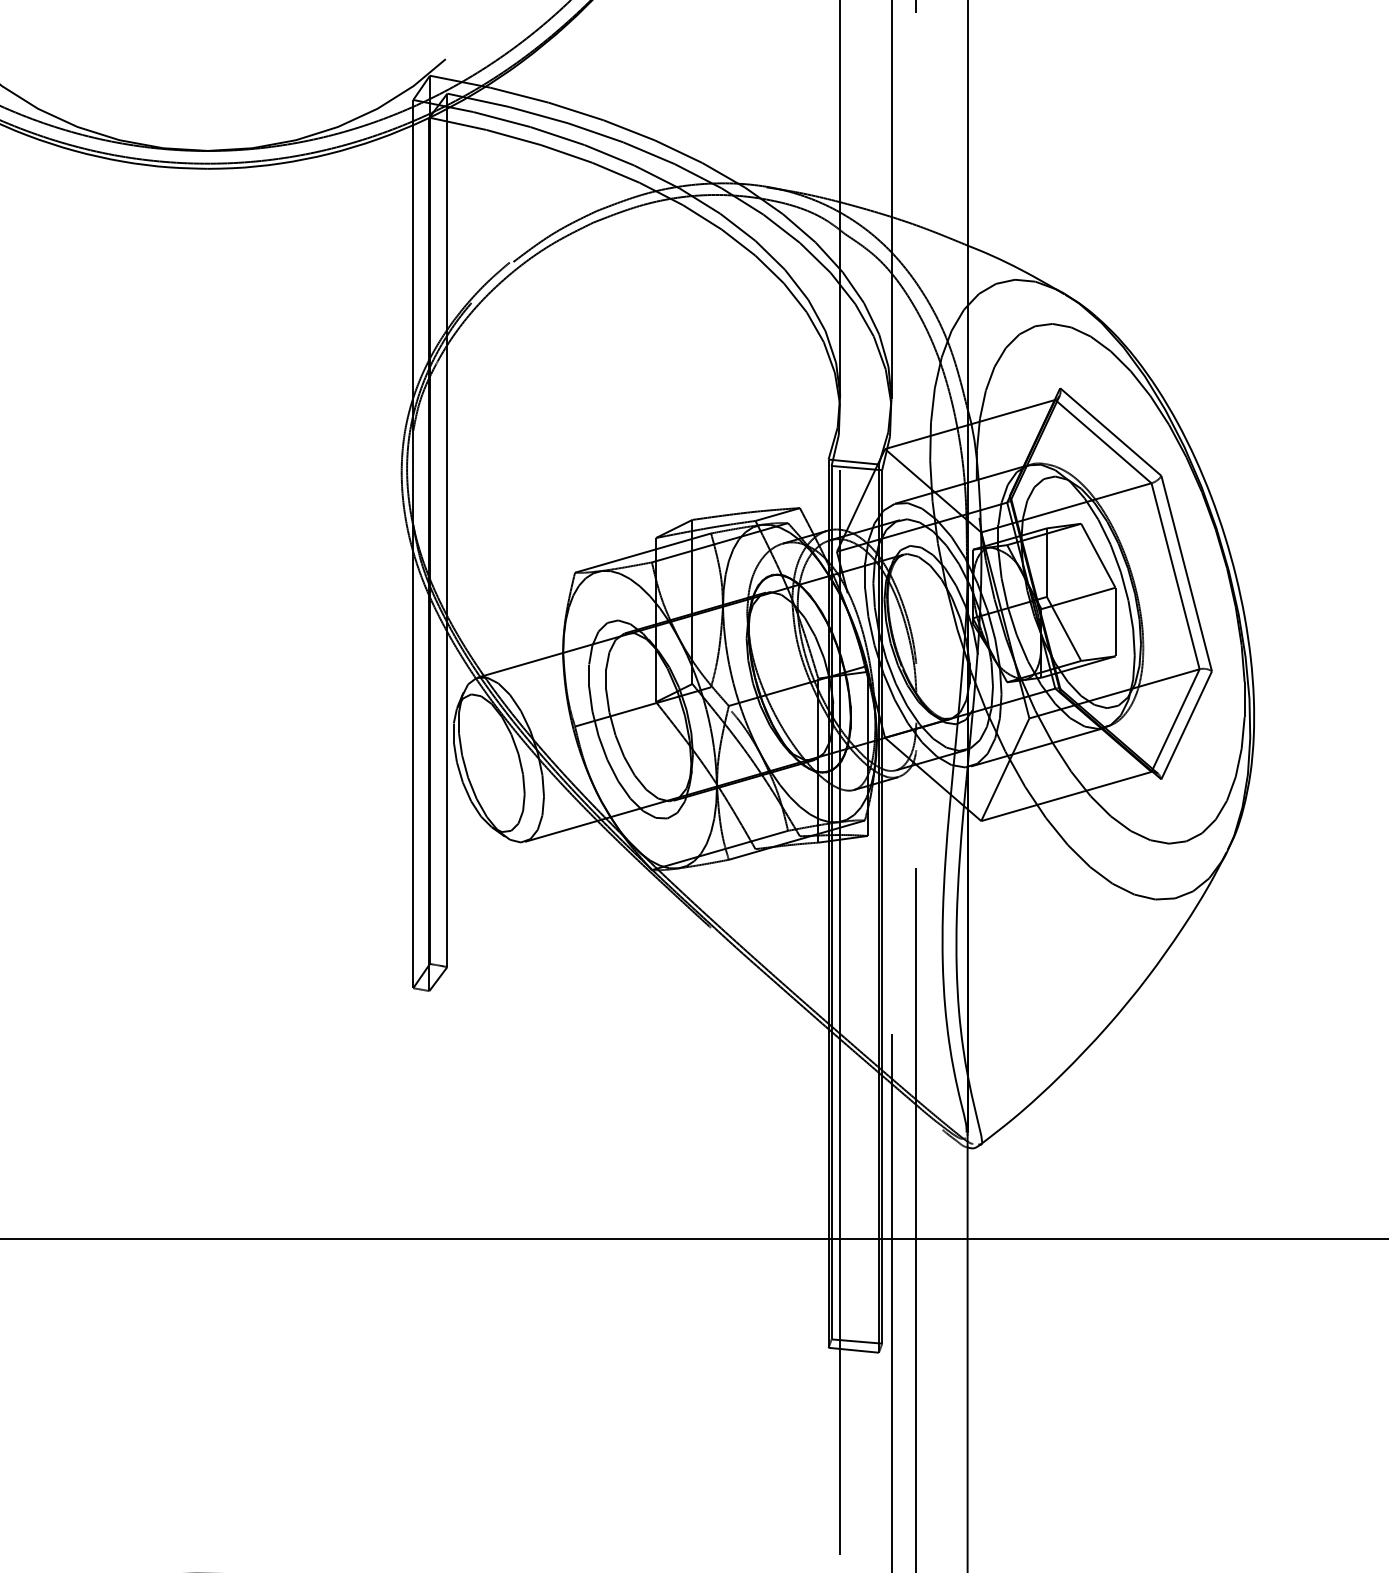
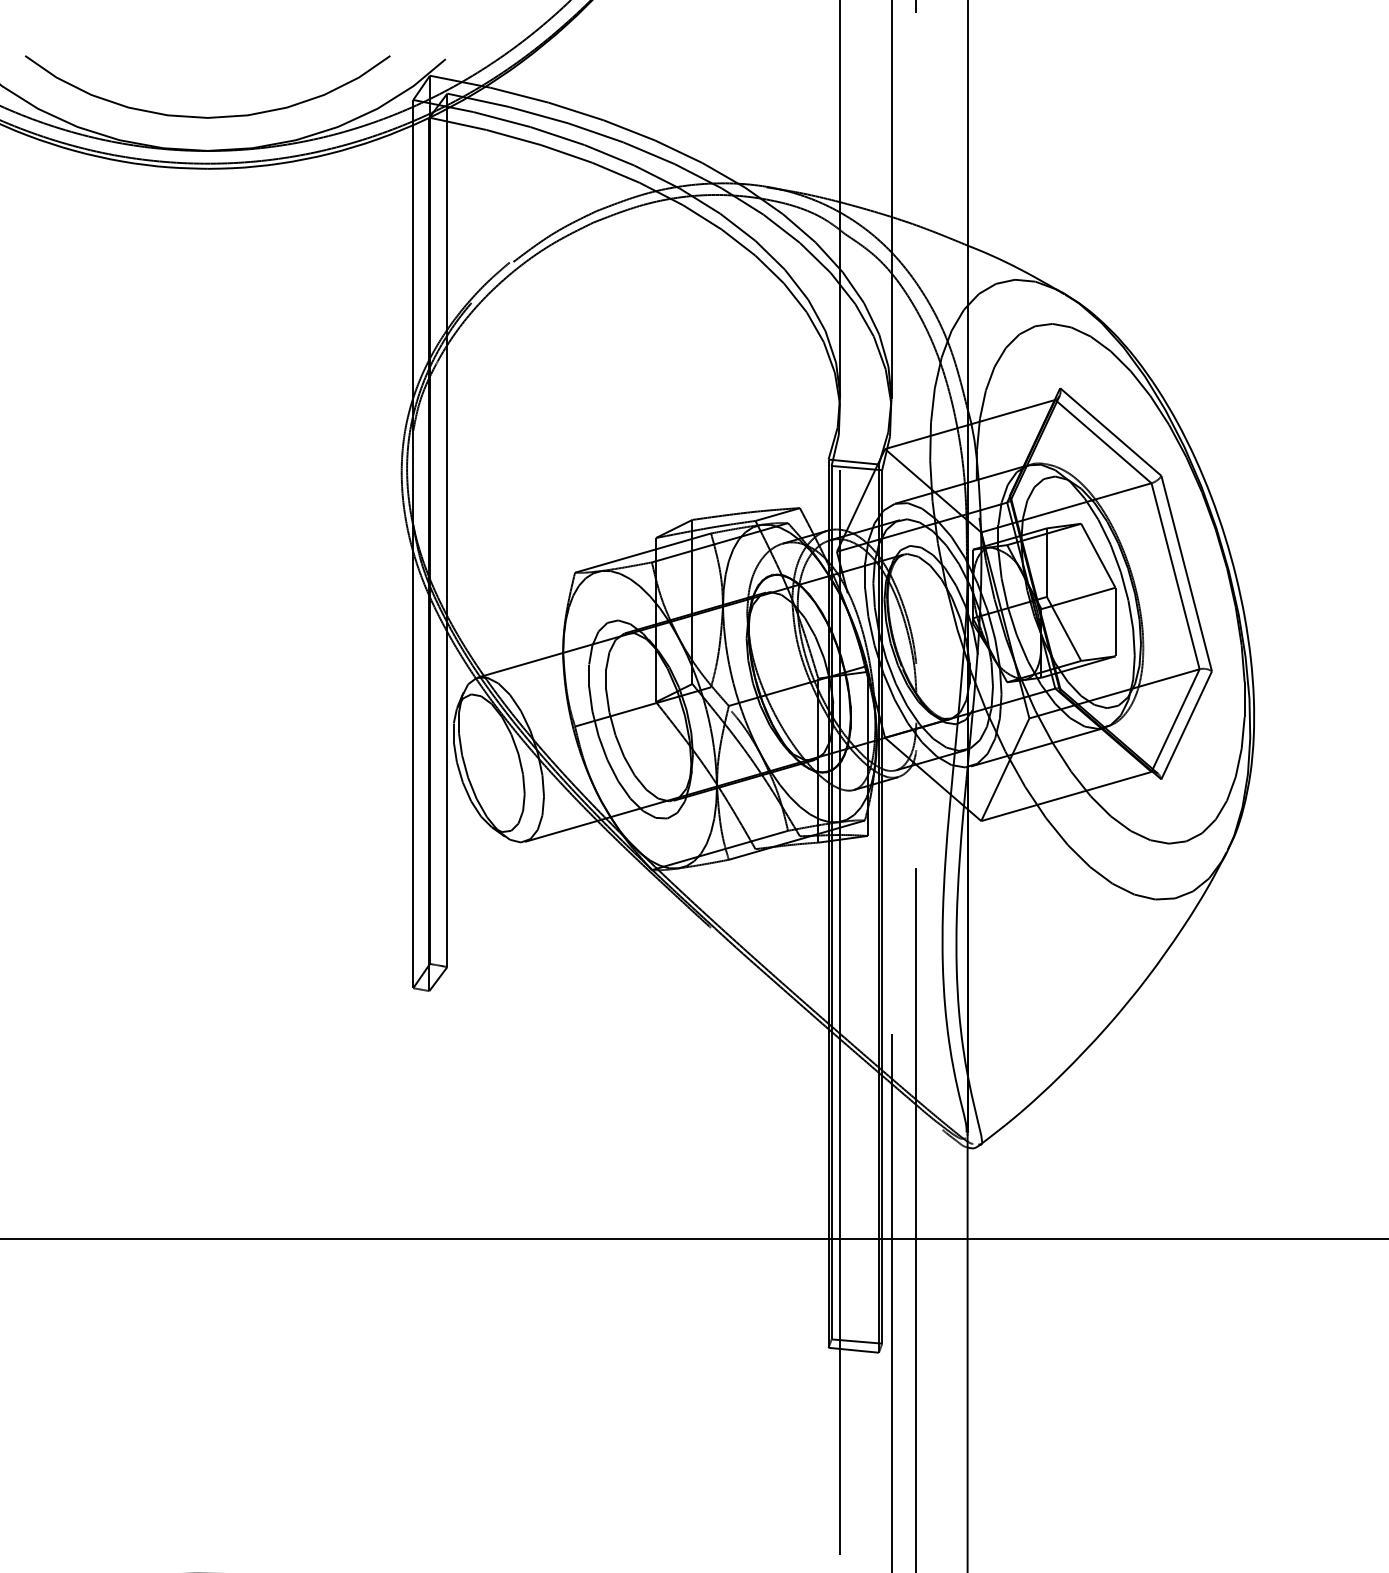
curve: none -> present (205, 116)
